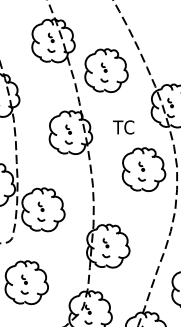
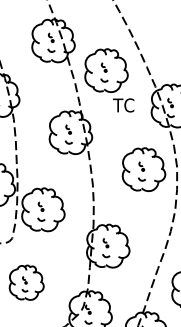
text position: (123, 127) -> (123, 105) (123, 105)
part size: 45x46 px -> 37x37 px (26, 282)
